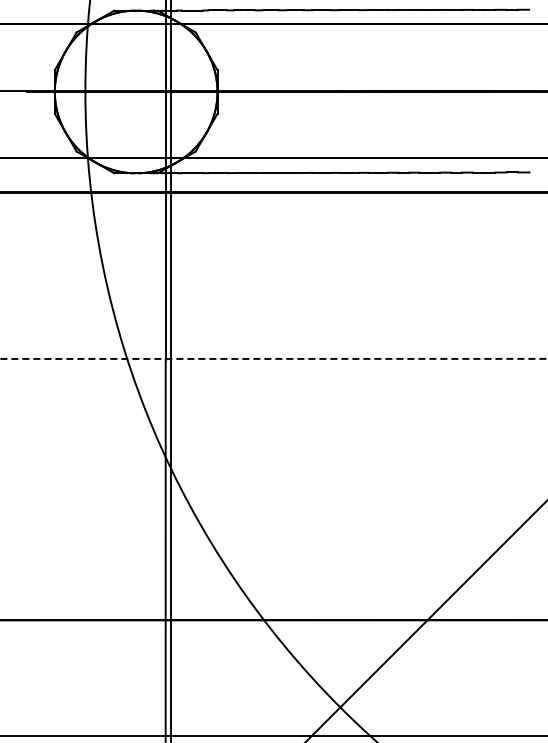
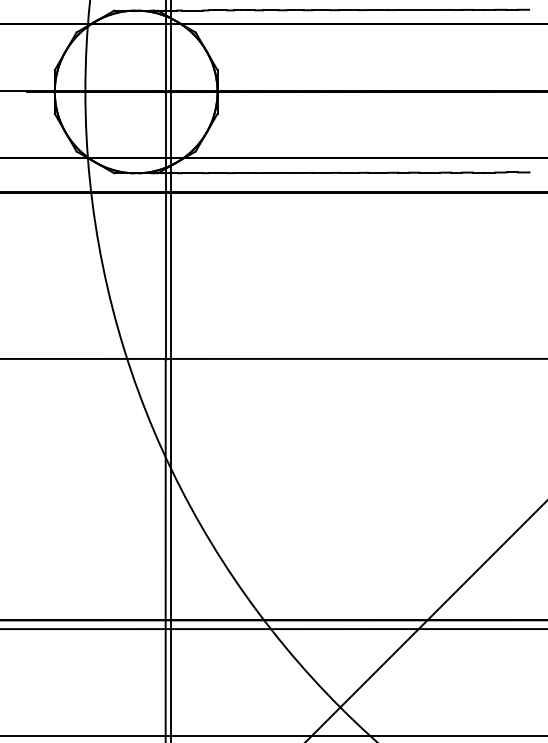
line: dashed -> solid (273, 358)
line: none -> present (273, 629)
